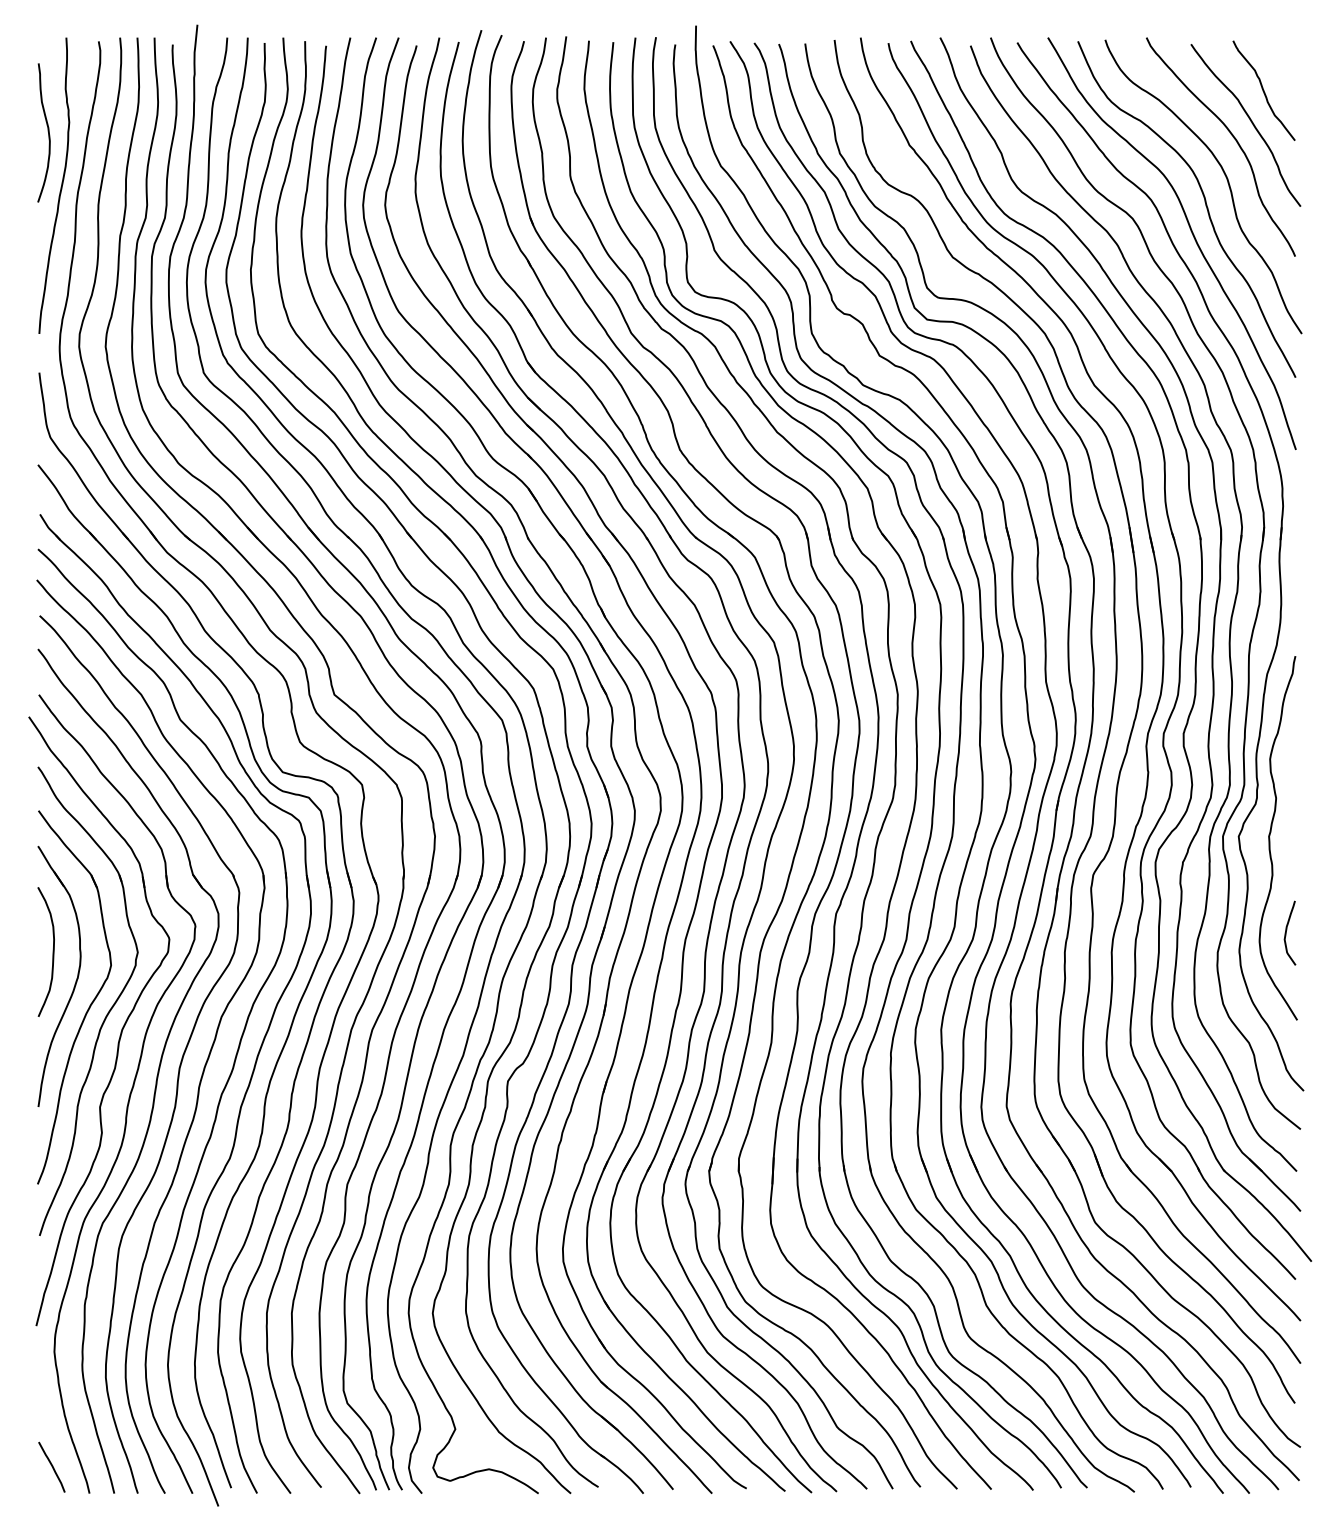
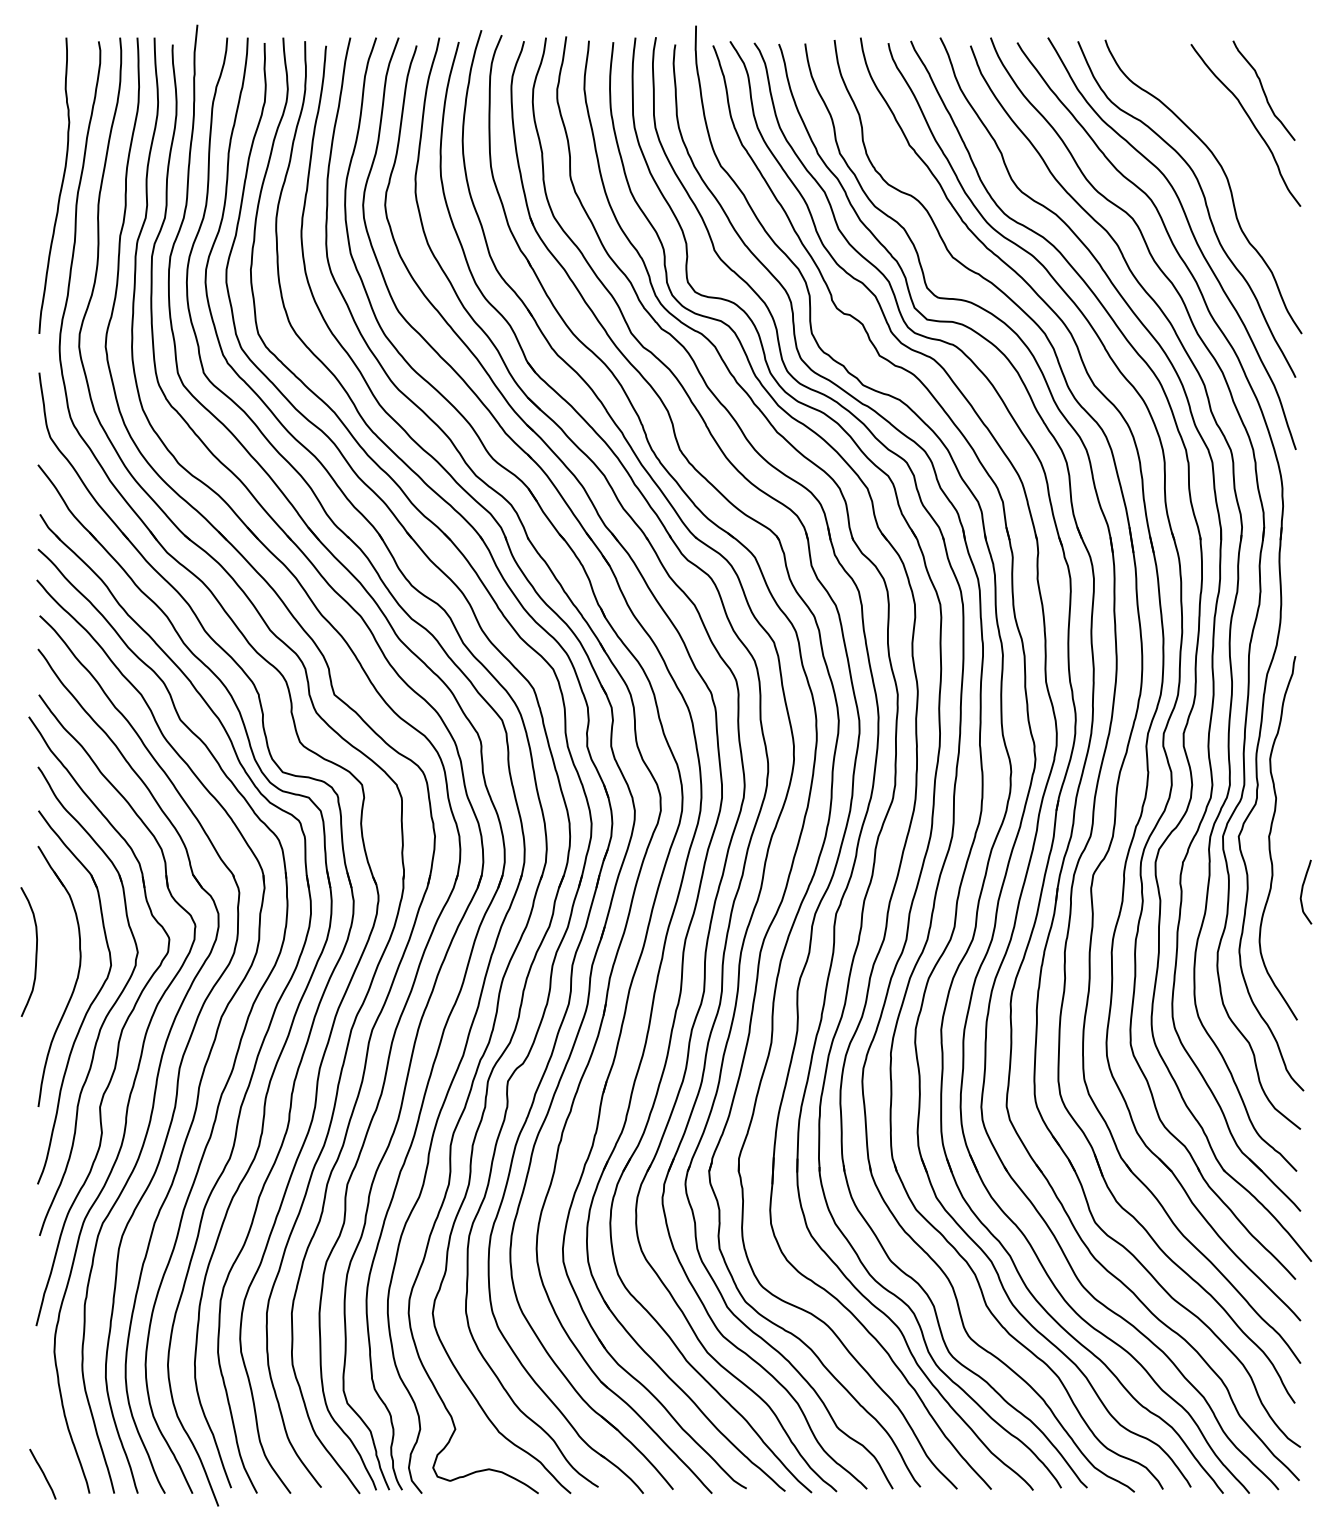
curve: present -> none (47, 131)
curve: present -> none (1233, 138)
curve position: (1287, 930) -> (1303, 889) (1303, 889)
curve position: (52, 951) -> (35, 951) (35, 951)
curve position: (51, 1466) -> (42, 1473) (42, 1473)
